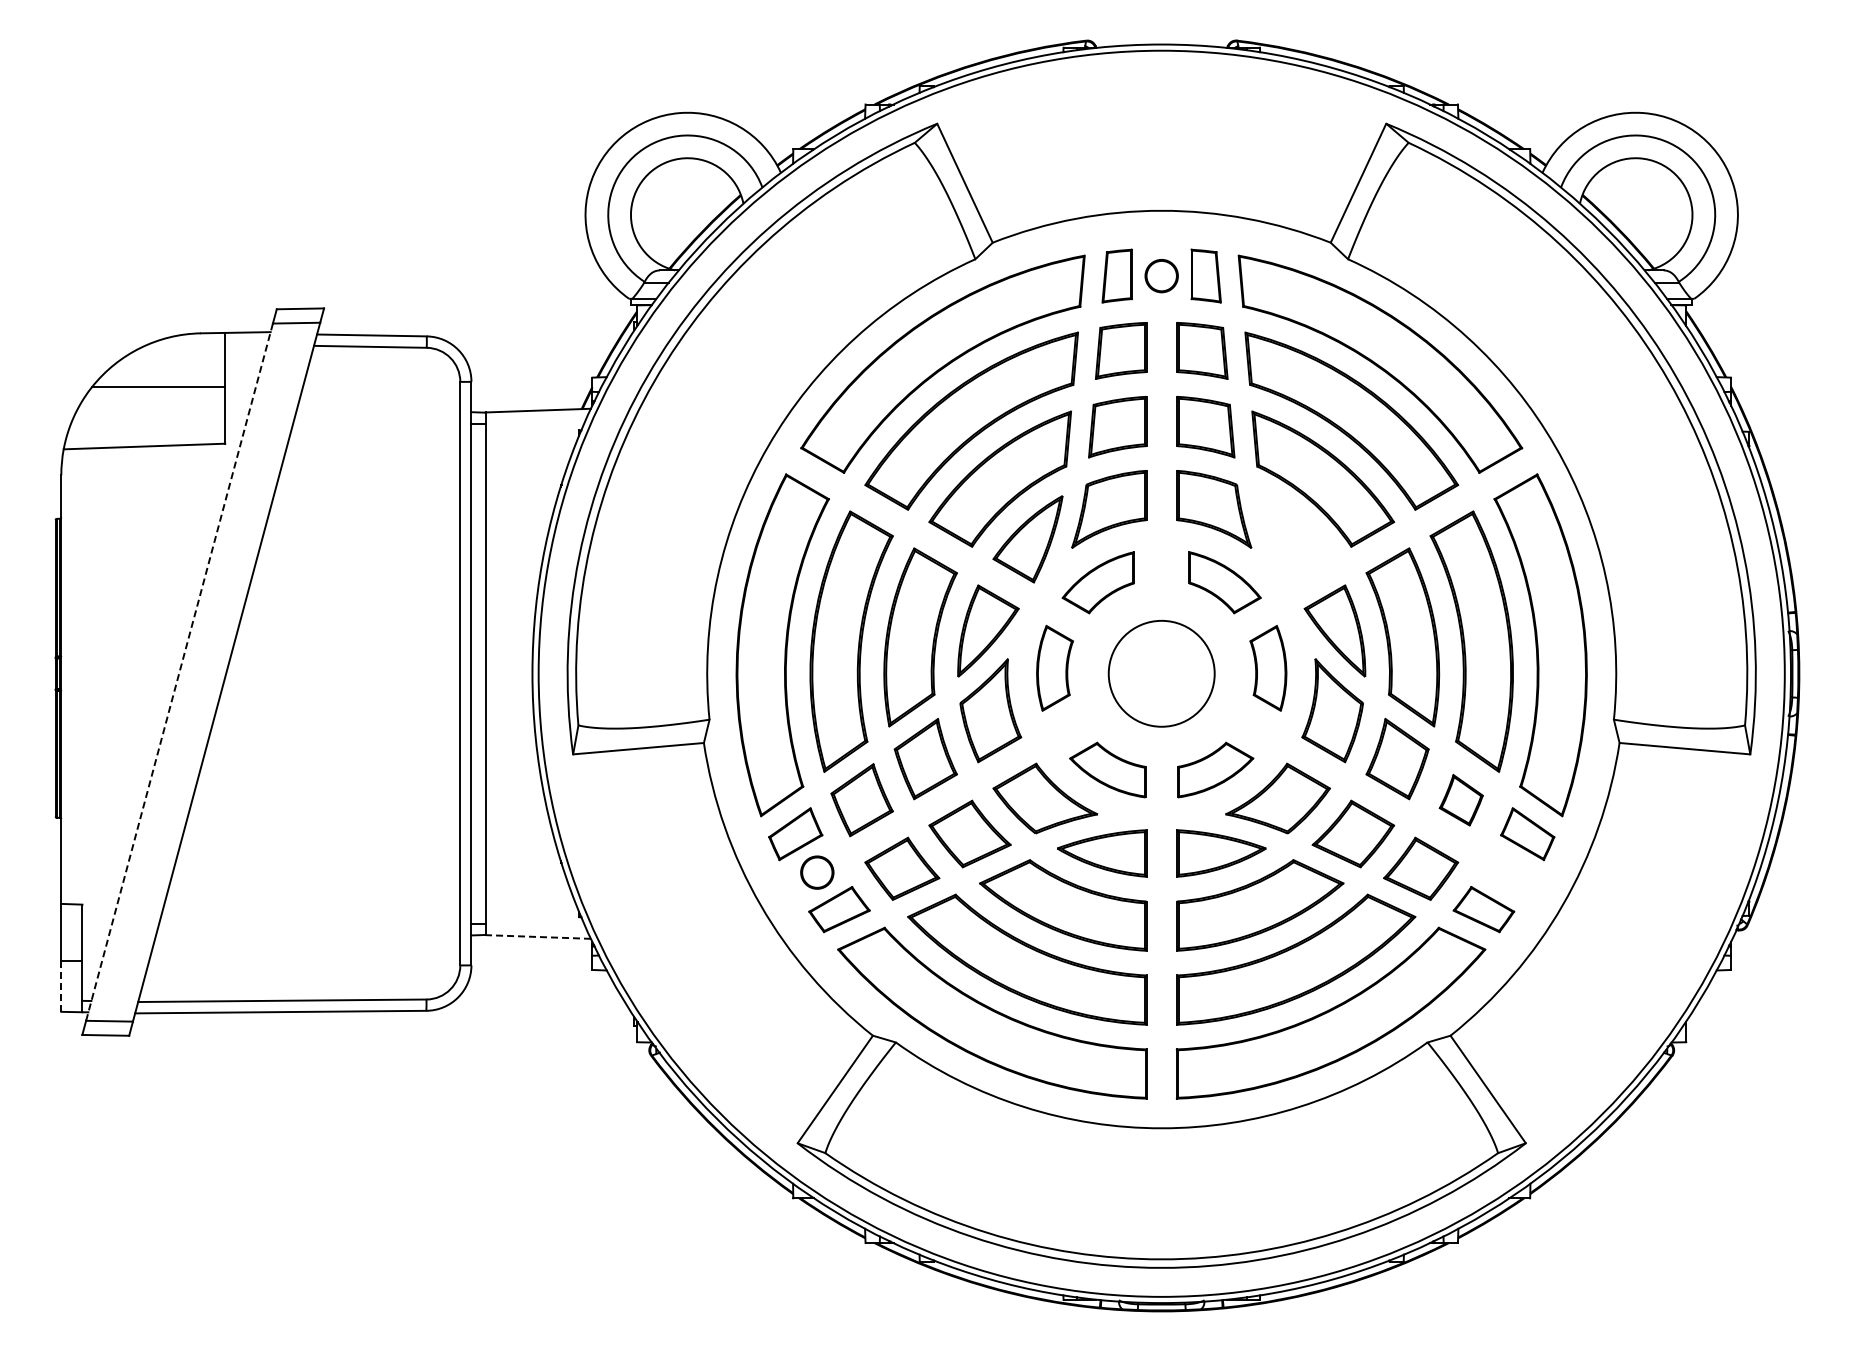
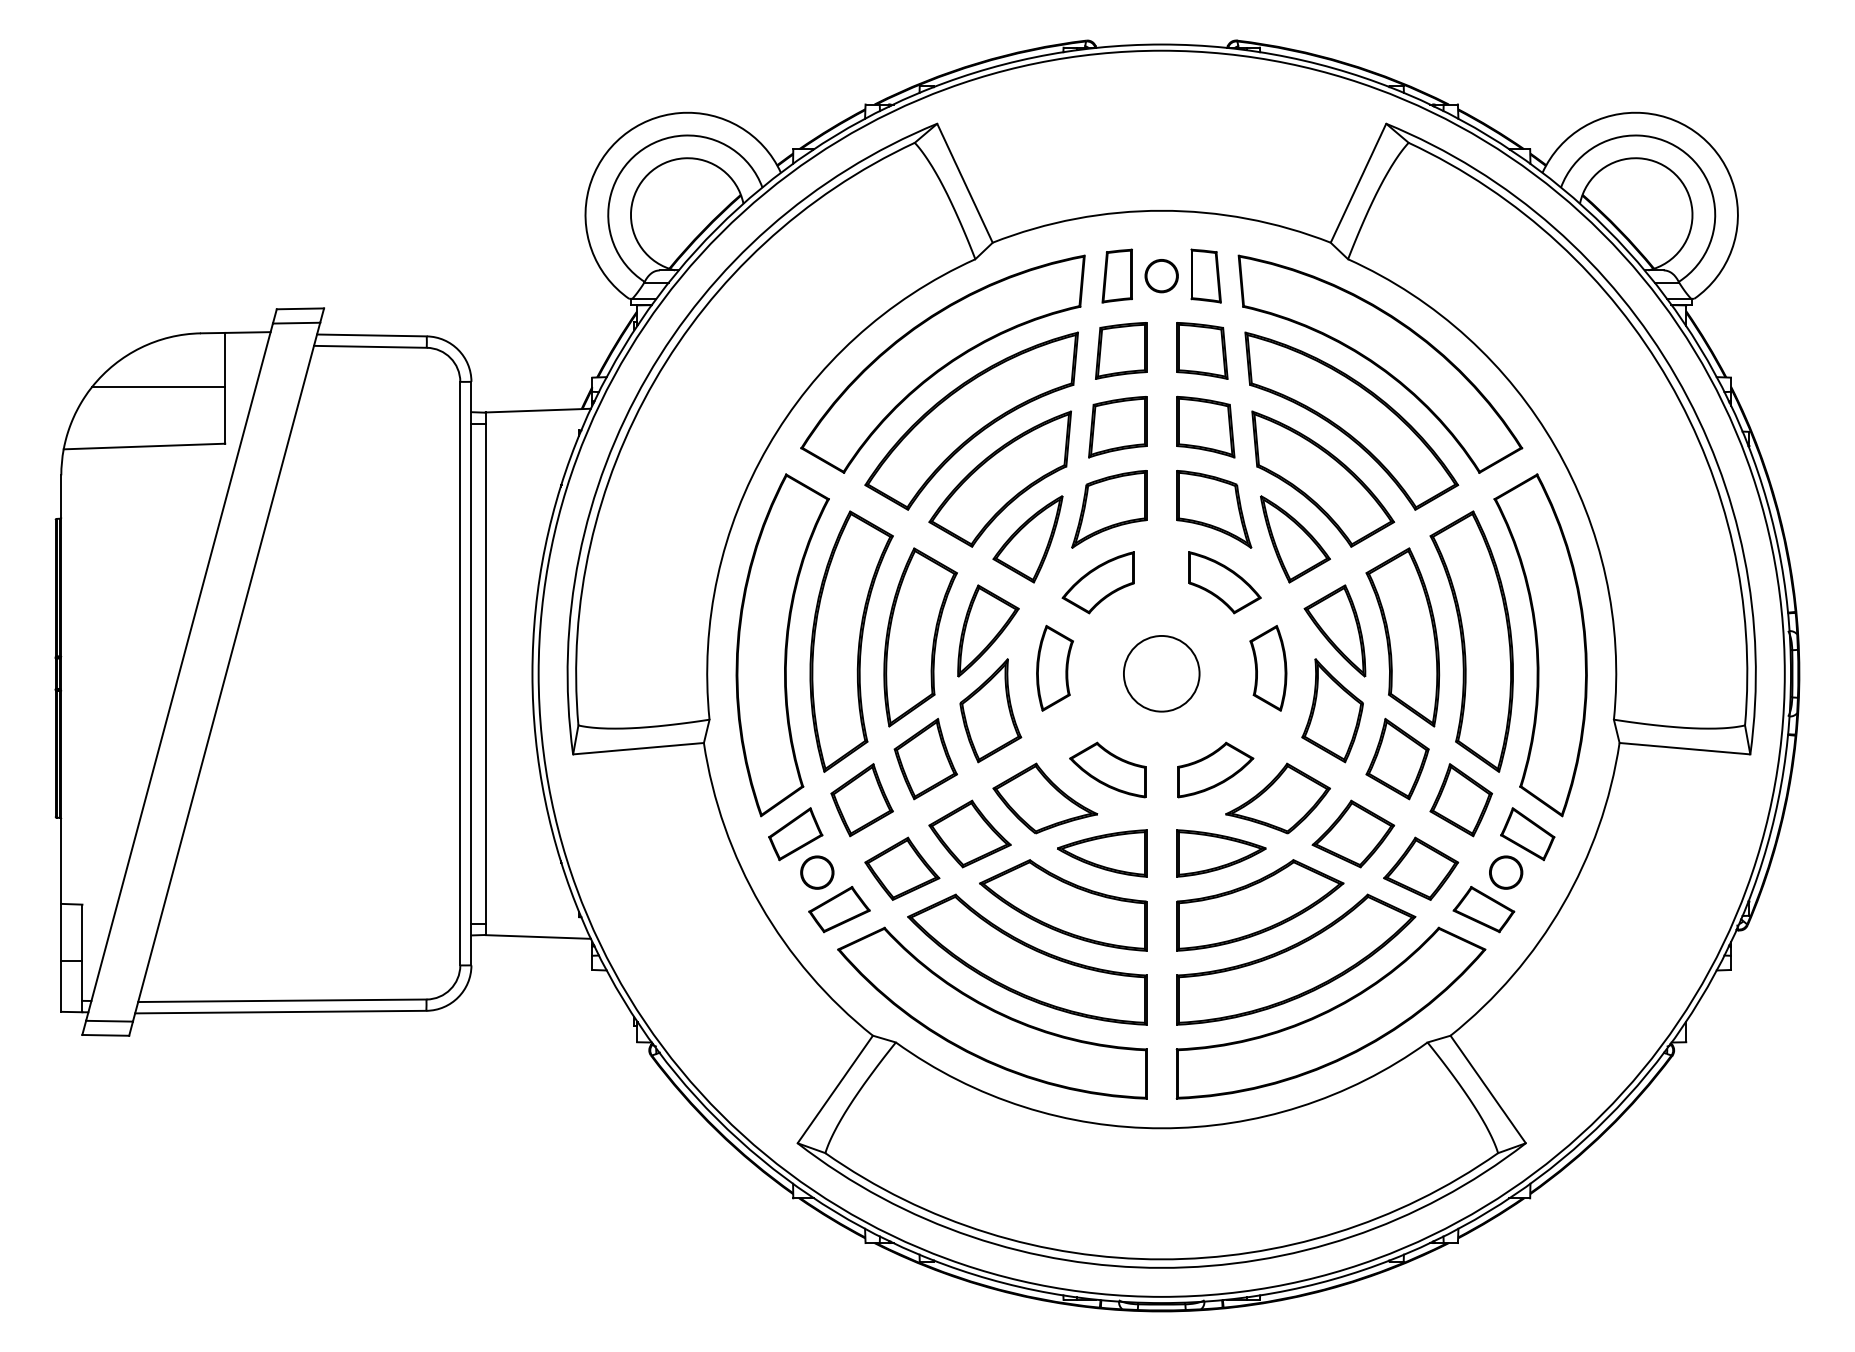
part: none -> present (1295, 539)
line: dashed -> solid (179, 672)
circle diameter: 106 px -> 76 px (1161, 673)
part size: 46x53 px -> 65x75 px (1461, 800)
circle: none -> present (1506, 872)
line: dashed -> solid (538, 937)
line: dashed -> solid (61, 986)
